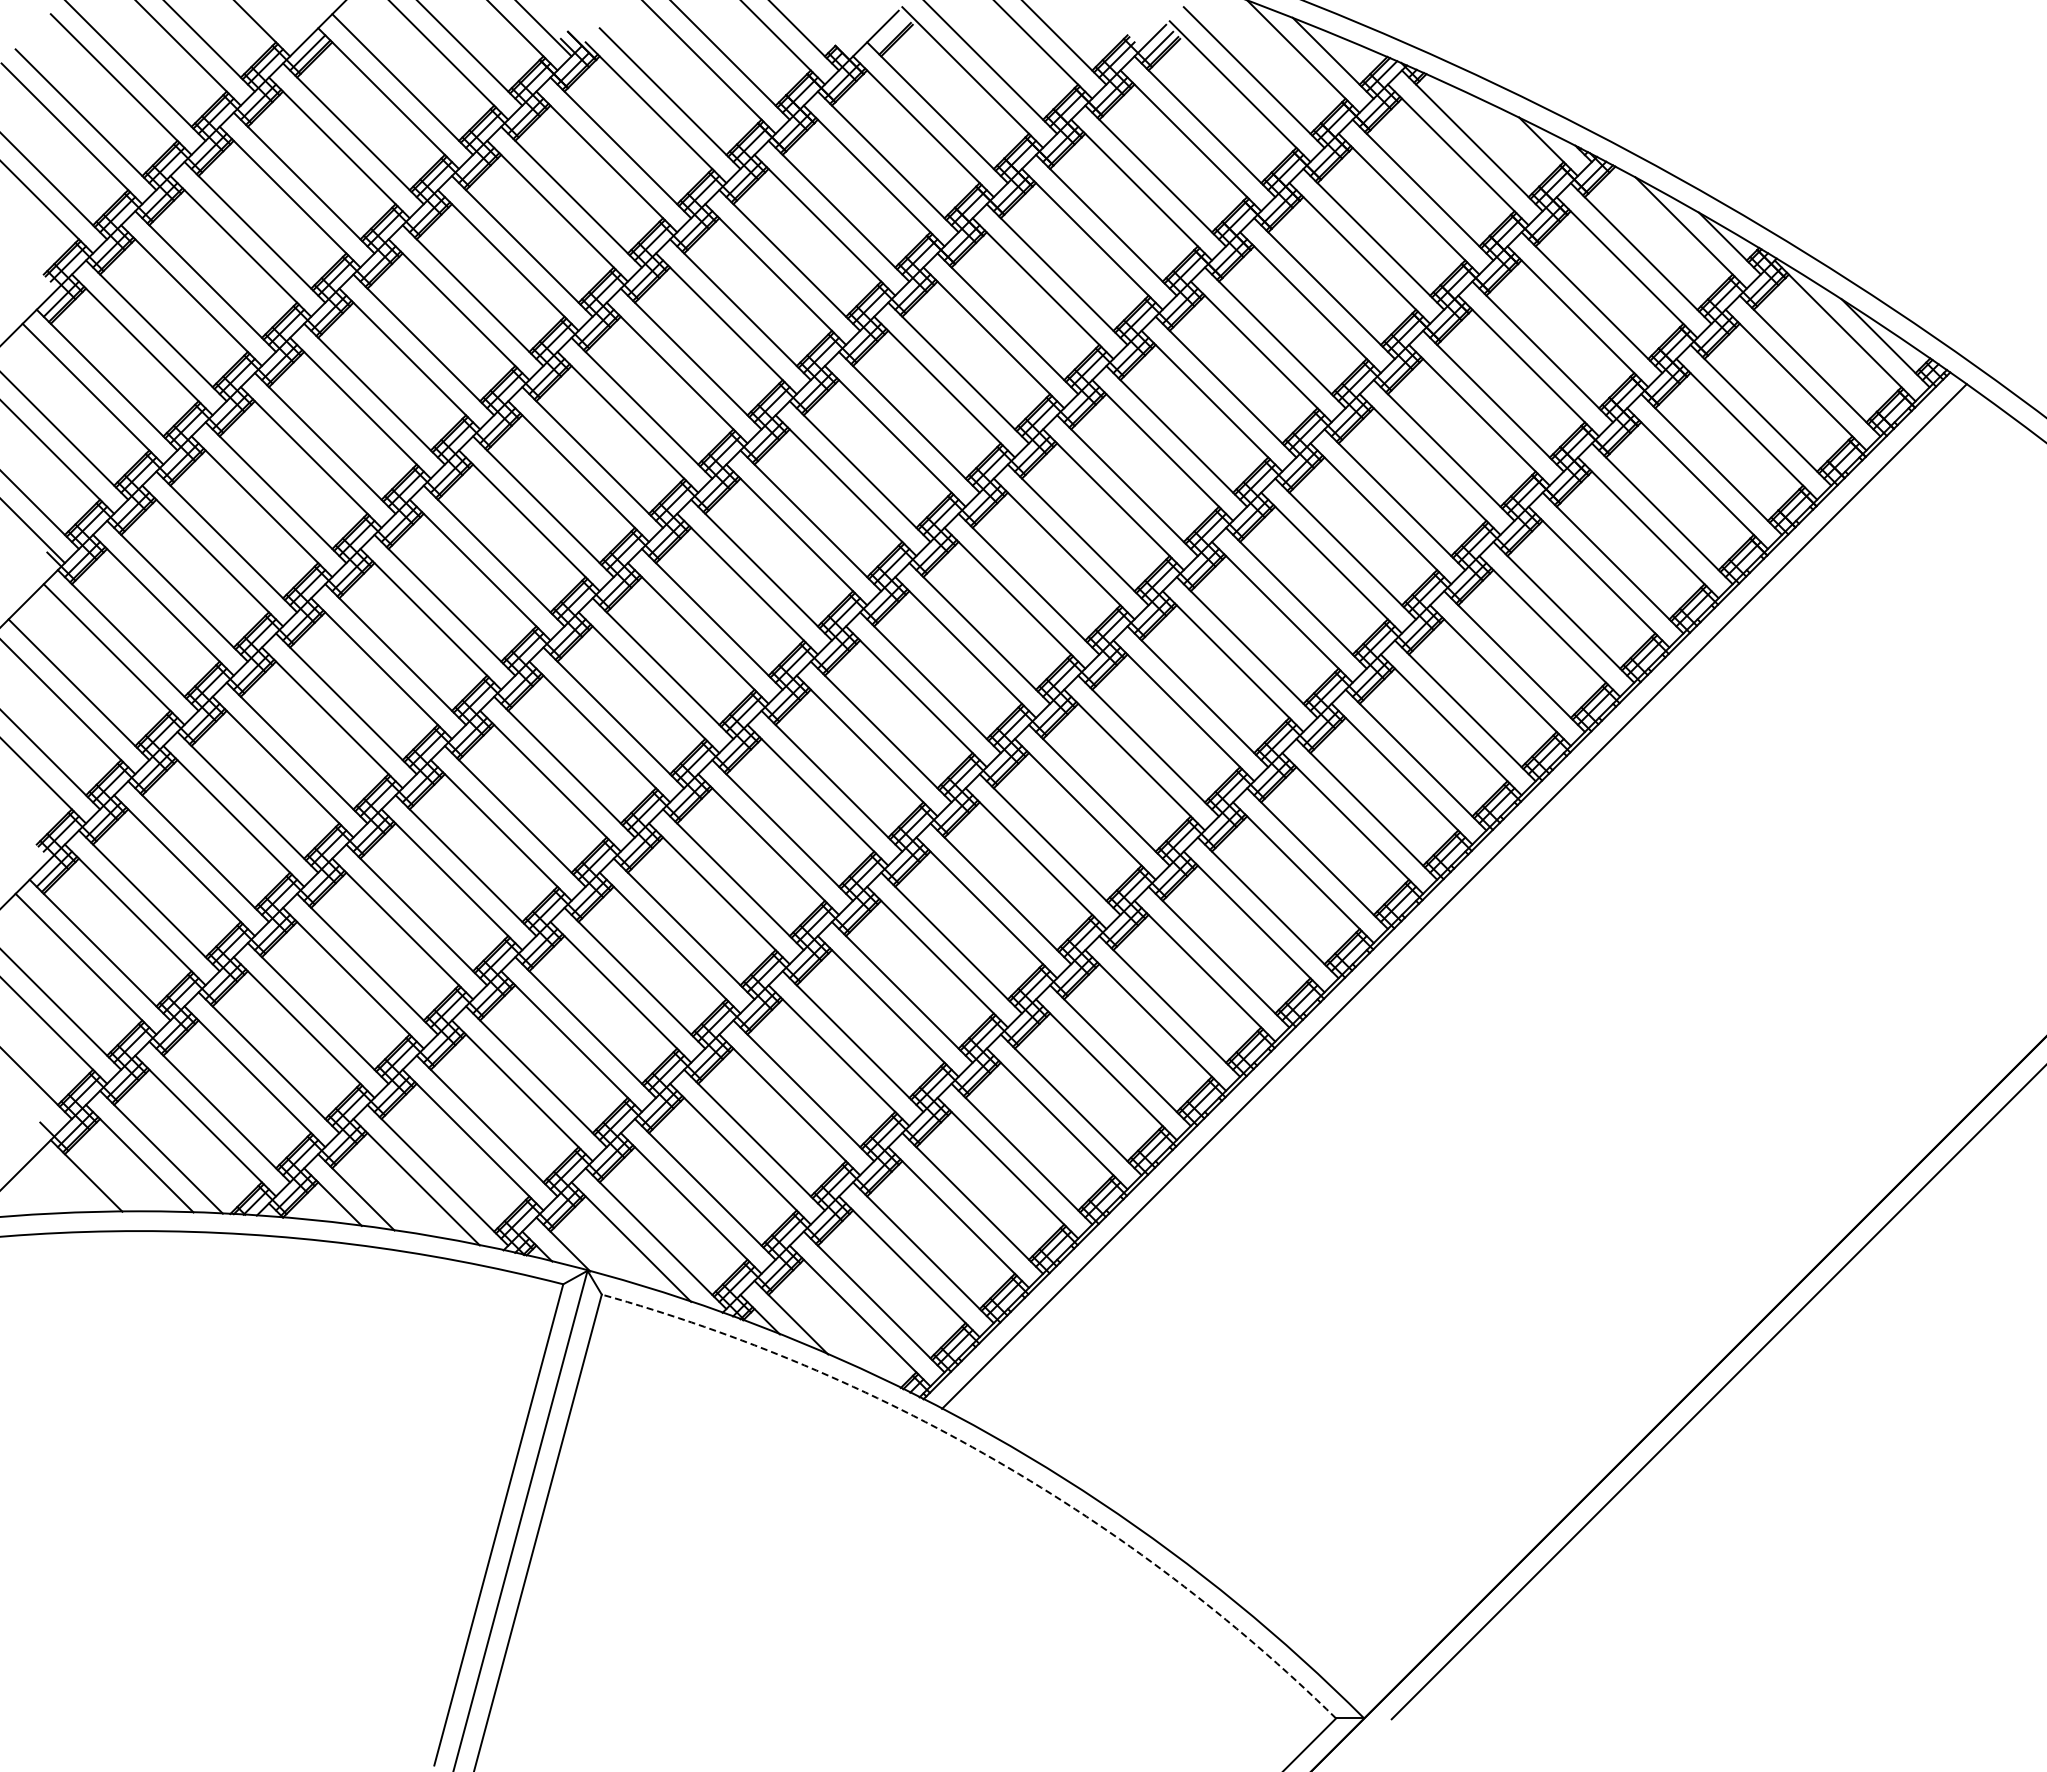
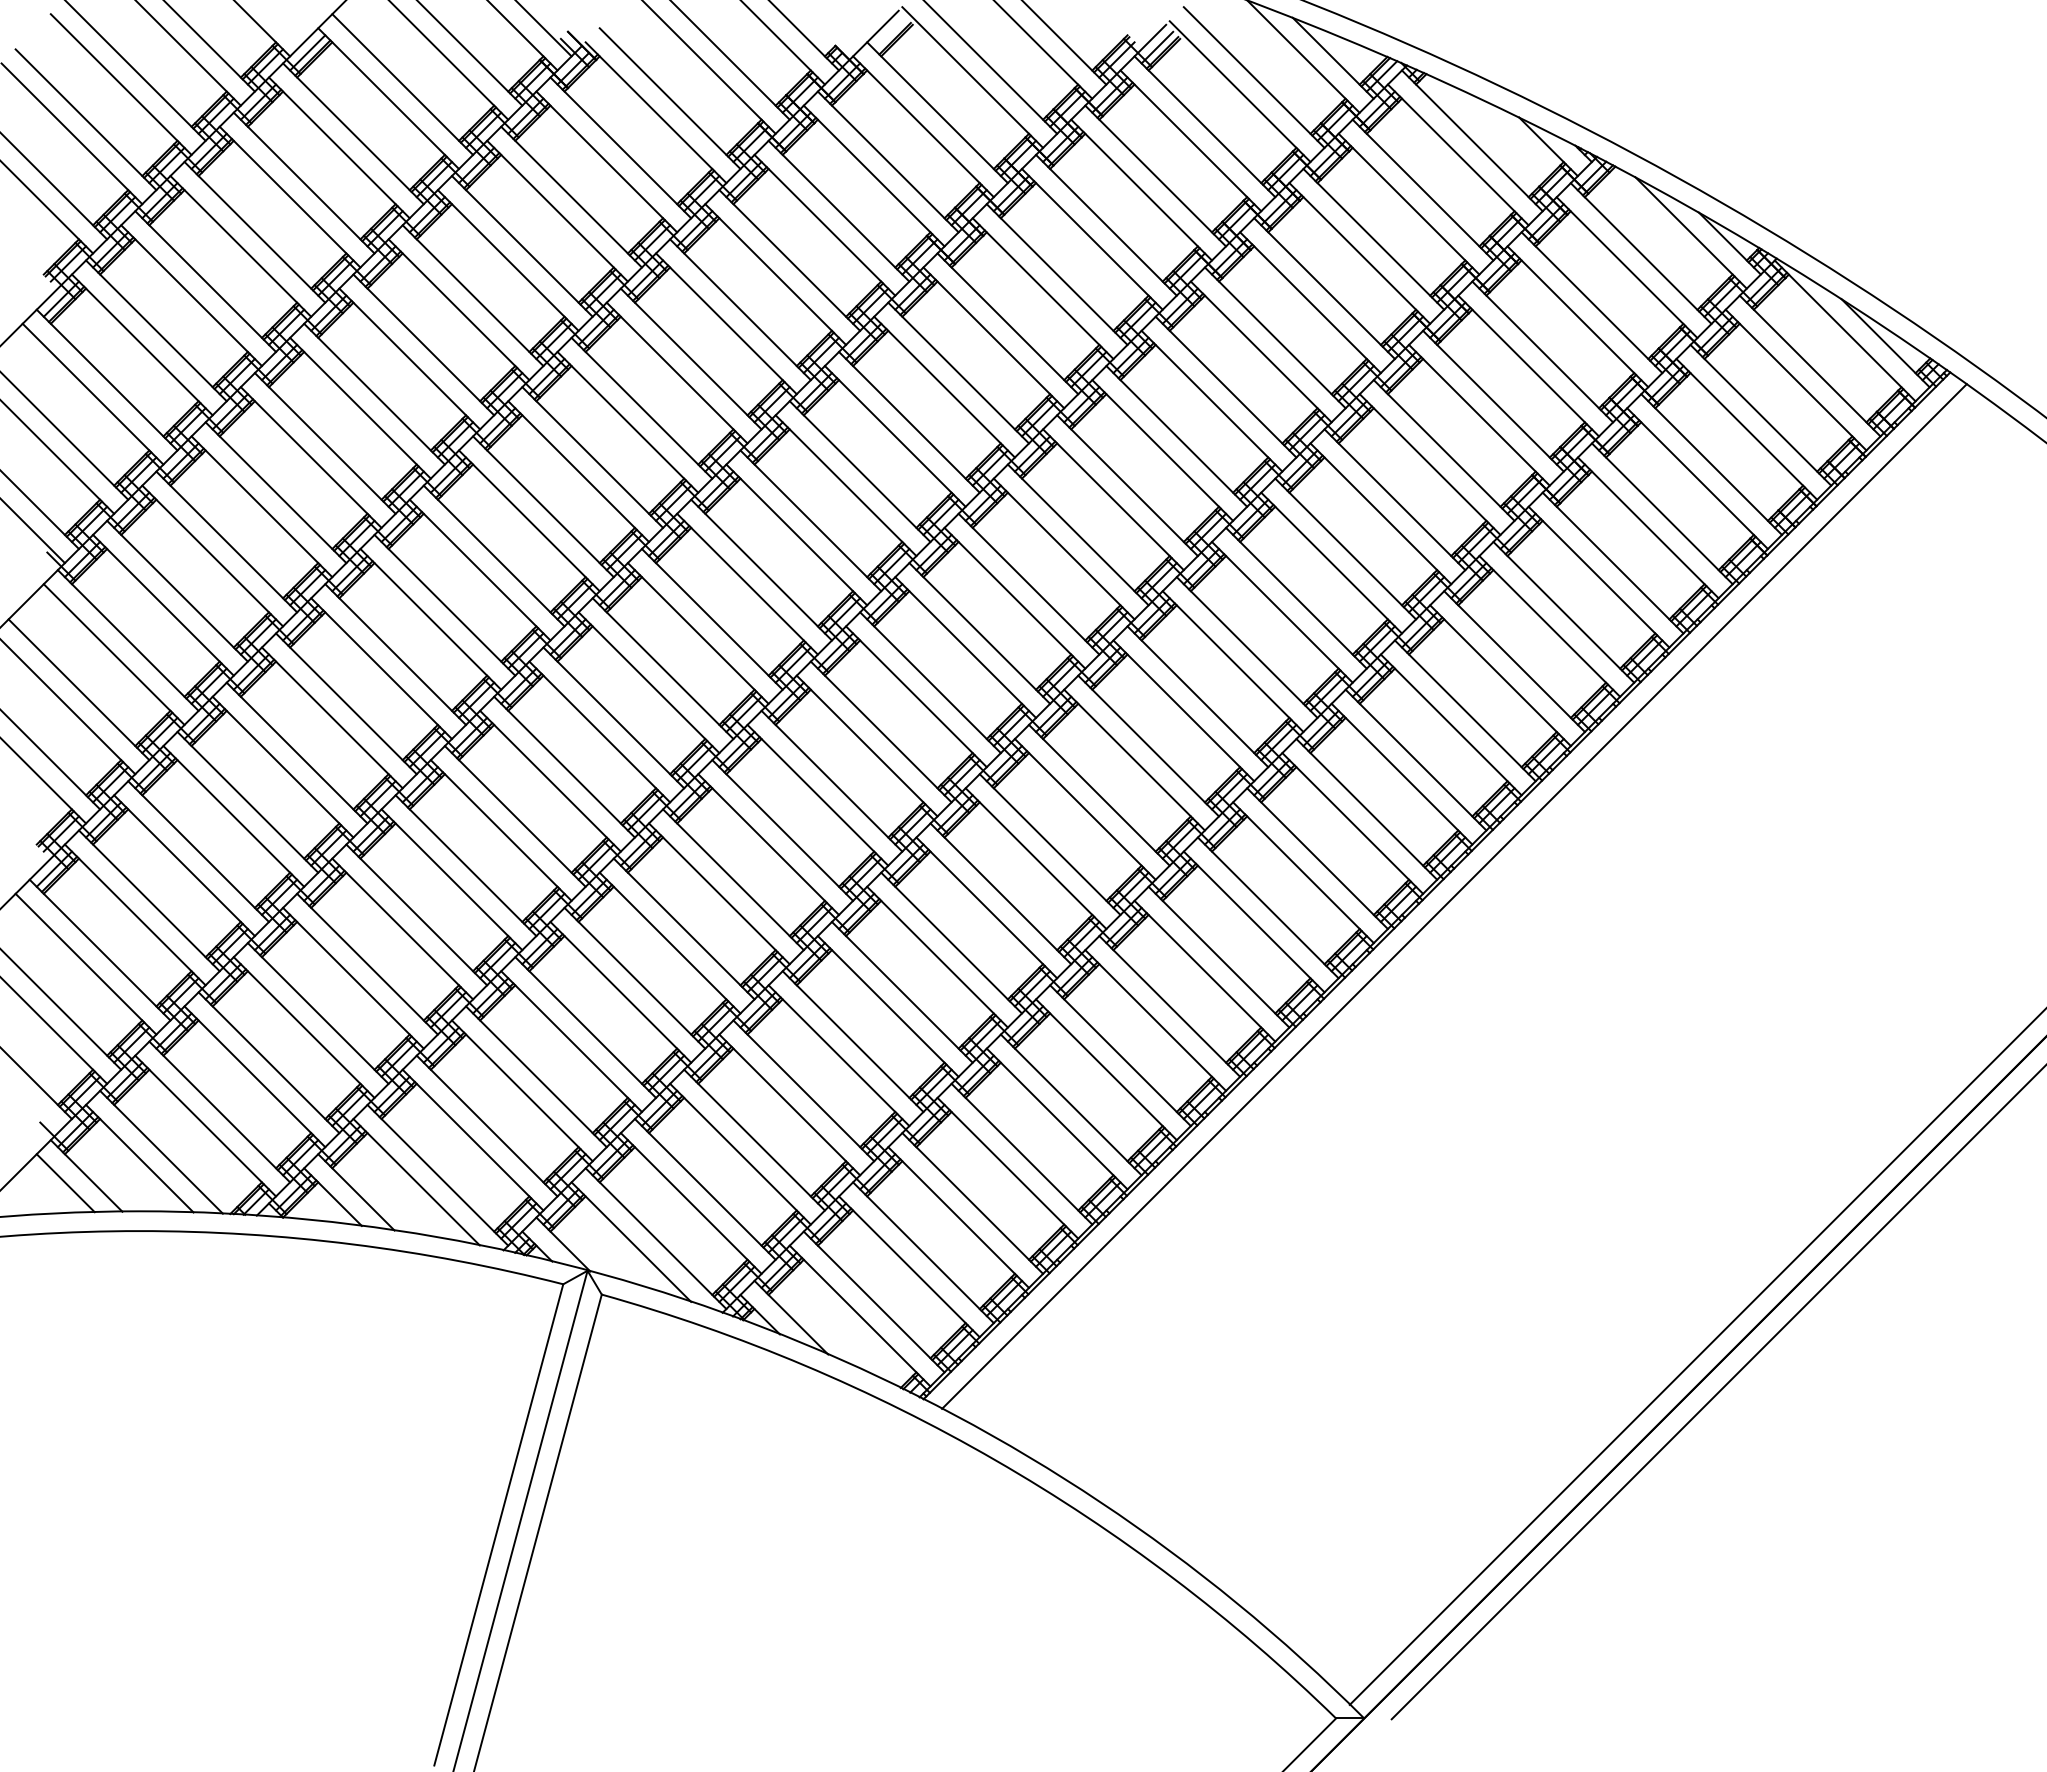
line: none -> present (65, 1183)
line: none -> present (1696, 1357)
arc: dashed -> solid (995, 1460)
